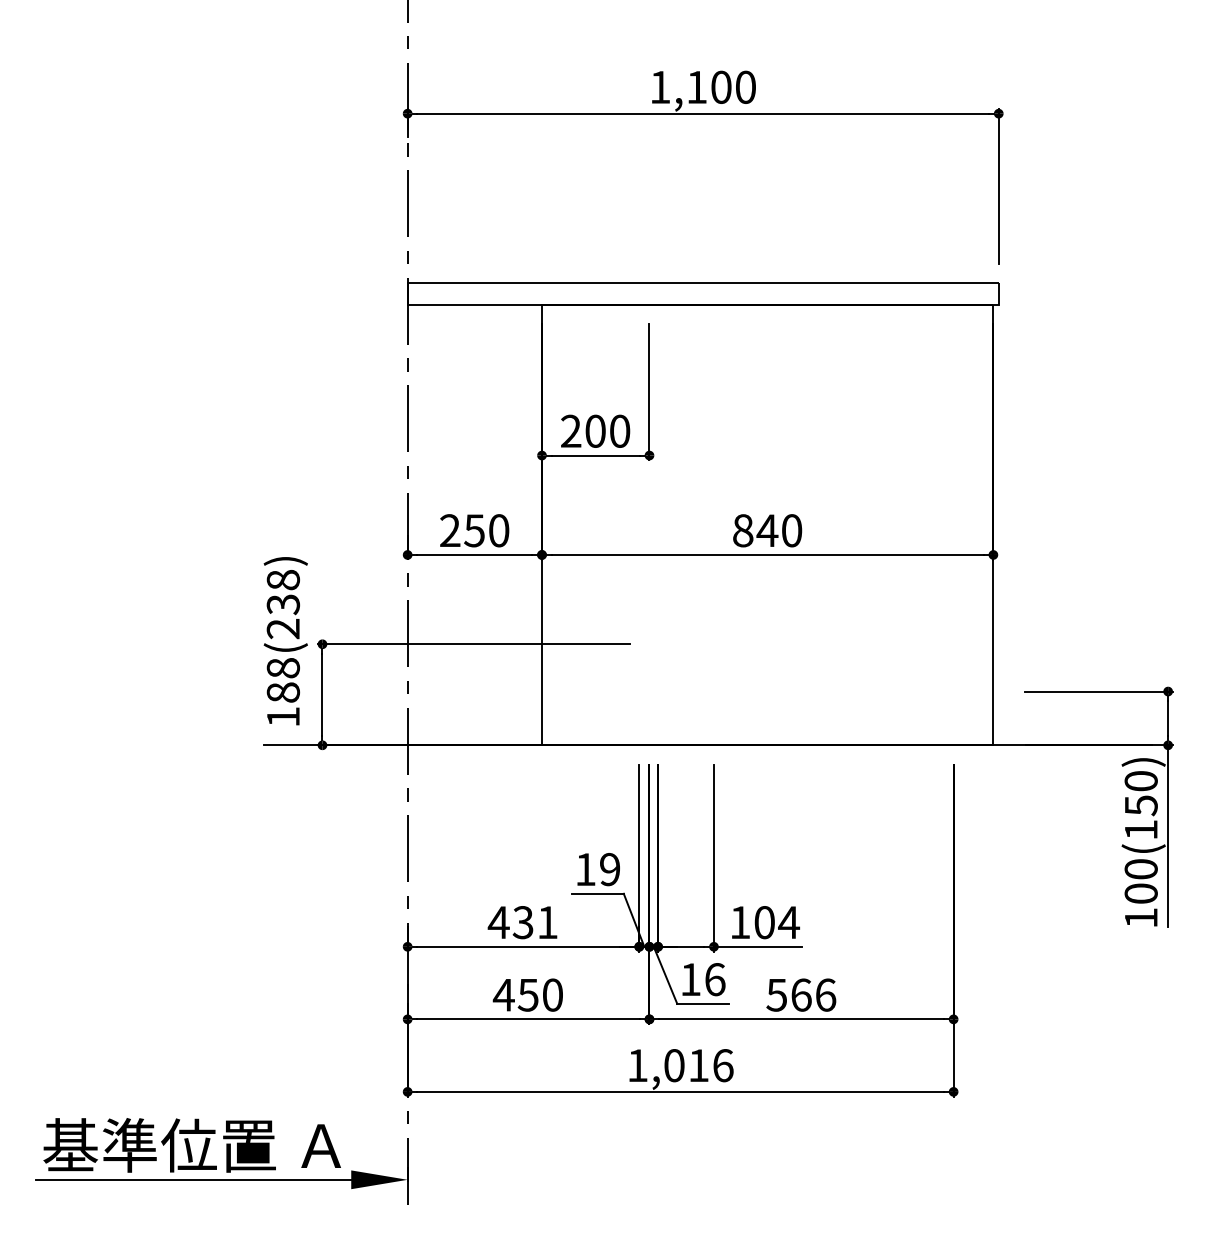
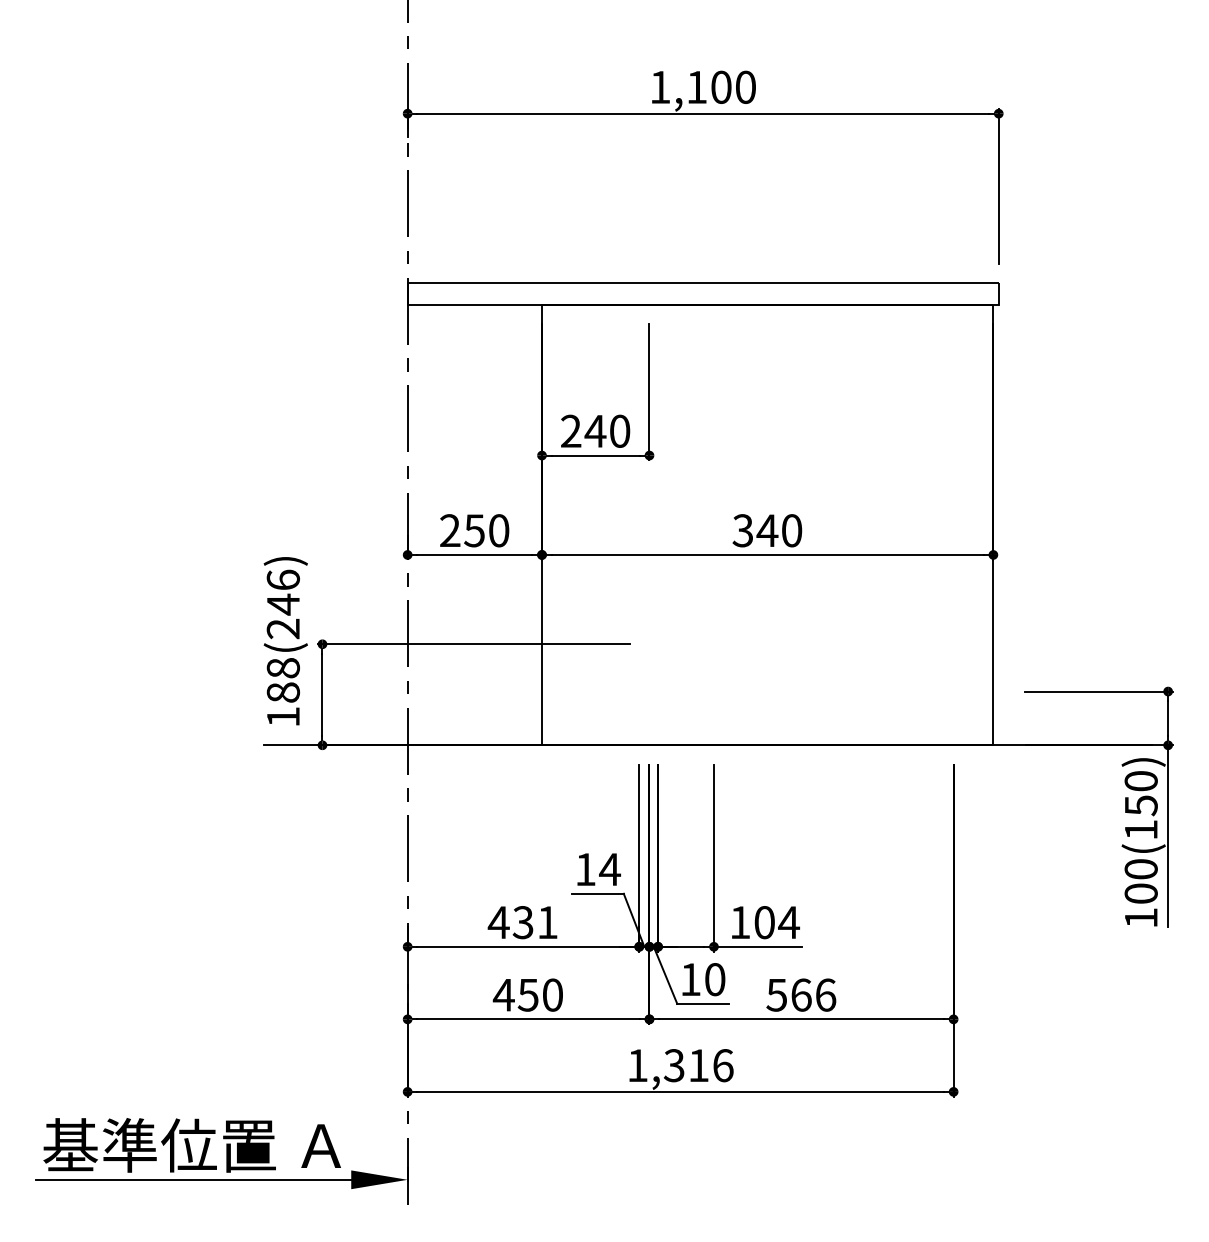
text: 200 -> 240 (595, 430)
text: 840 -> 340 (742, 530)
text: 188(238) -> 188(246) (283, 592)
text: 19 -> 14 (610, 869)
text: 16 -> 10 (715, 979)
text: 1,016 -> 1,316 (673, 1065)
